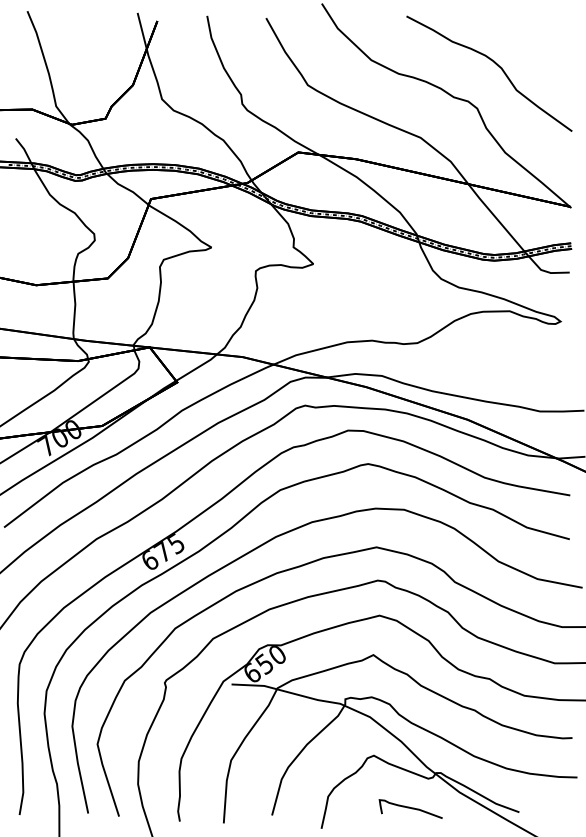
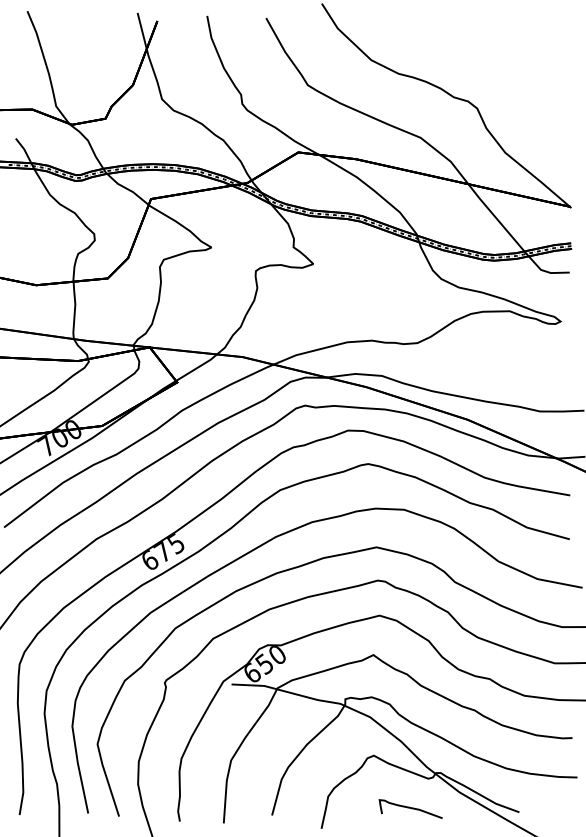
curve: present -> none (496, 65)
